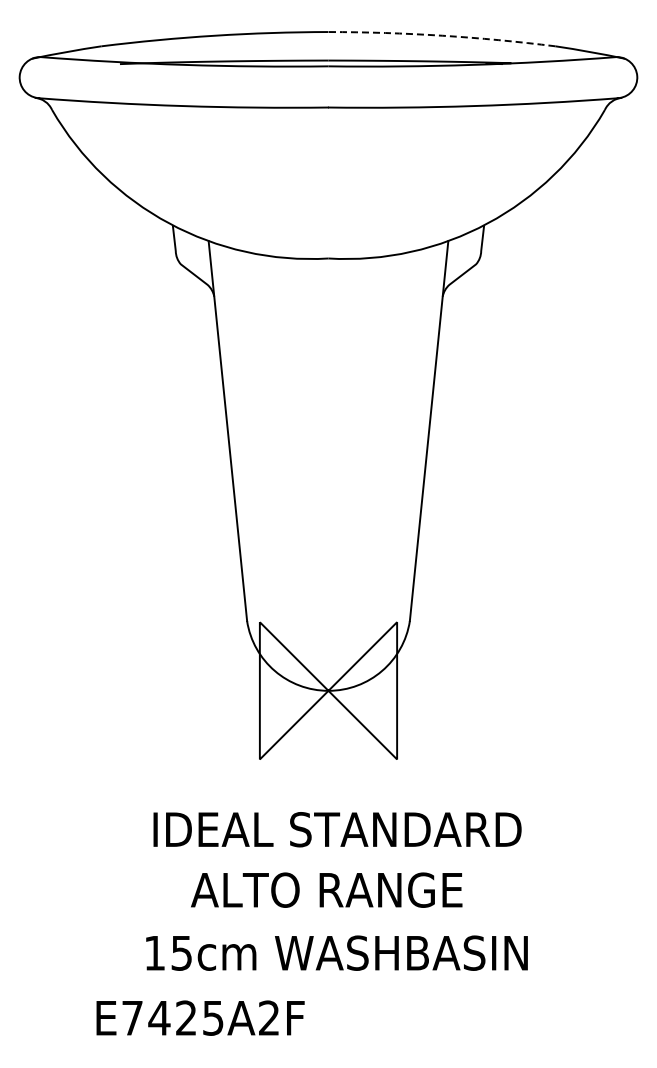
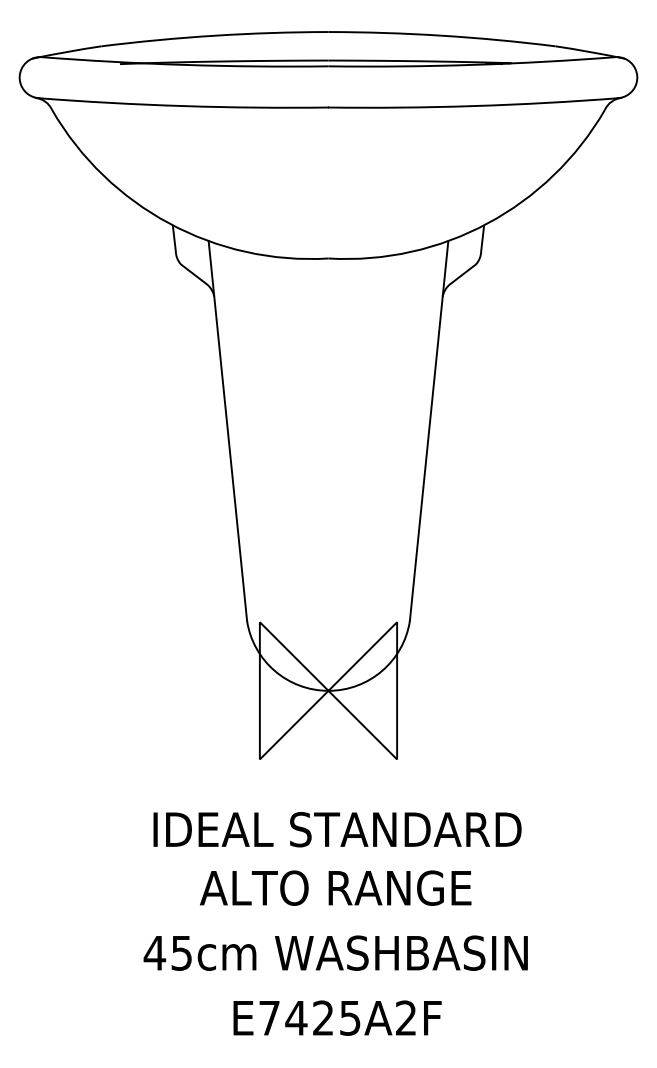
arc: dashed -> solid (442, 35)
text position: (326, 889) -> (335, 887) (335, 887)
text: 15cm -> 45cm (154, 953)
text position: (200, 1017) -> (337, 1017) (337, 1017)
